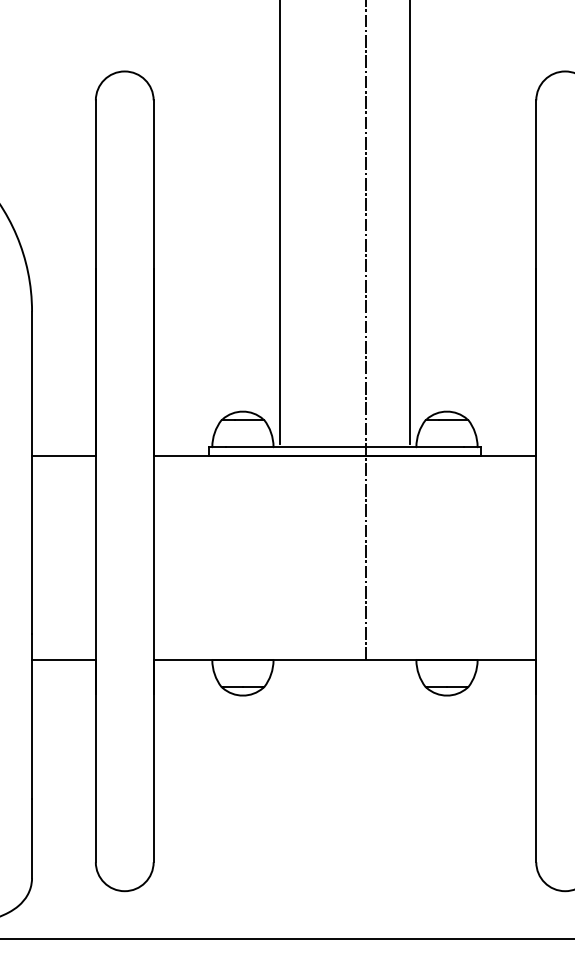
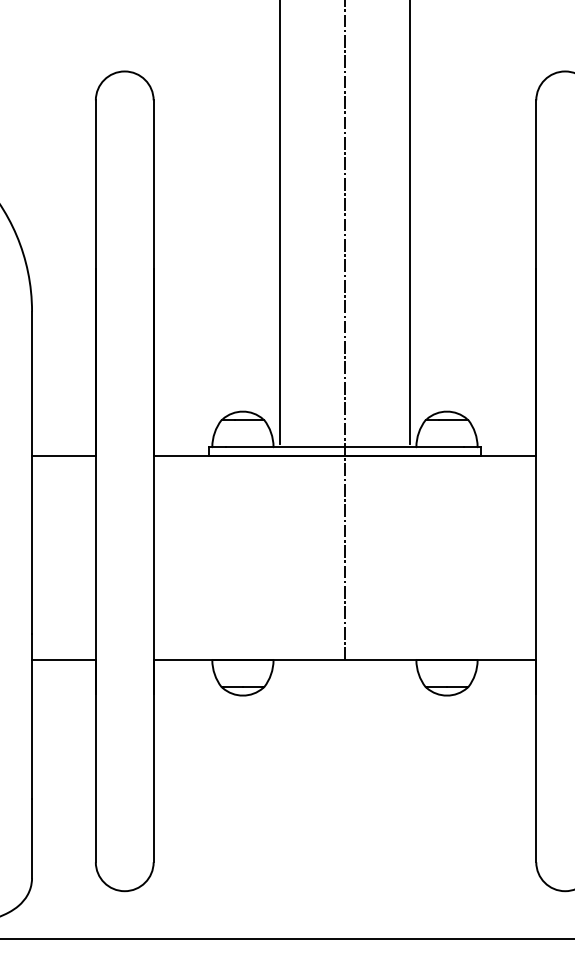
line position: (365, 330) -> (344, 330) (344, 330)
